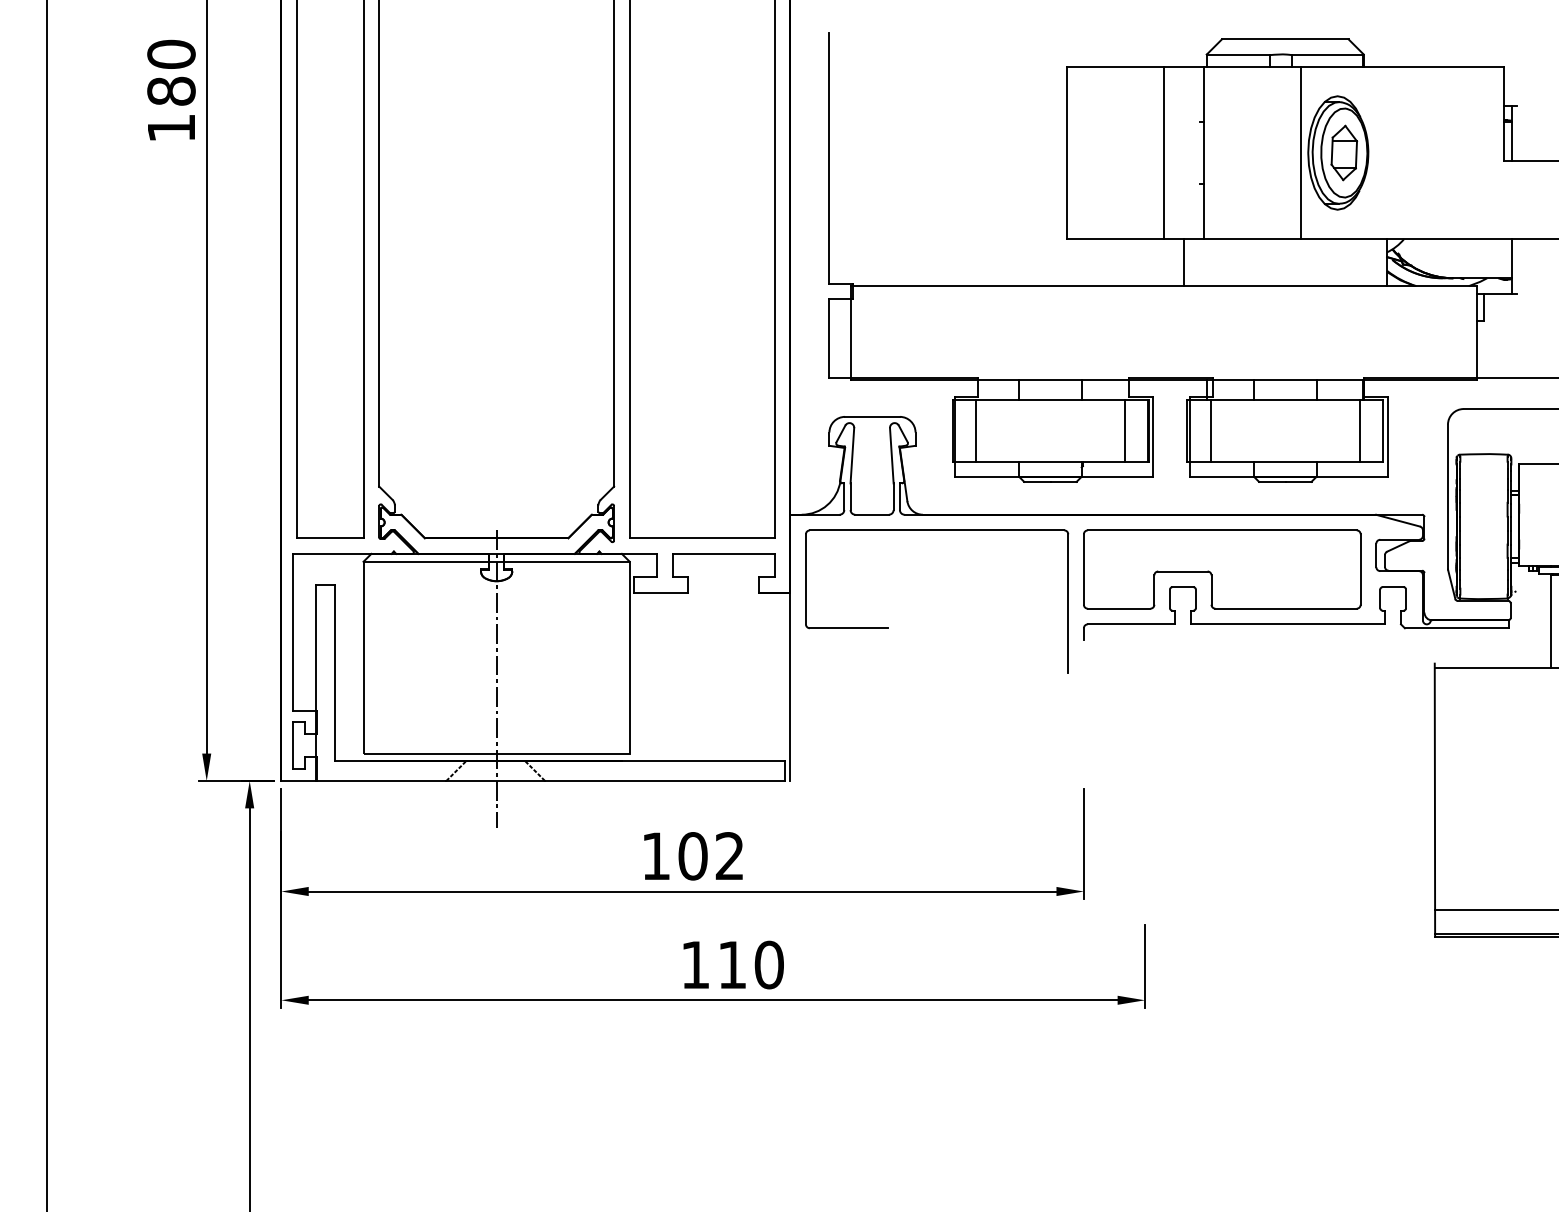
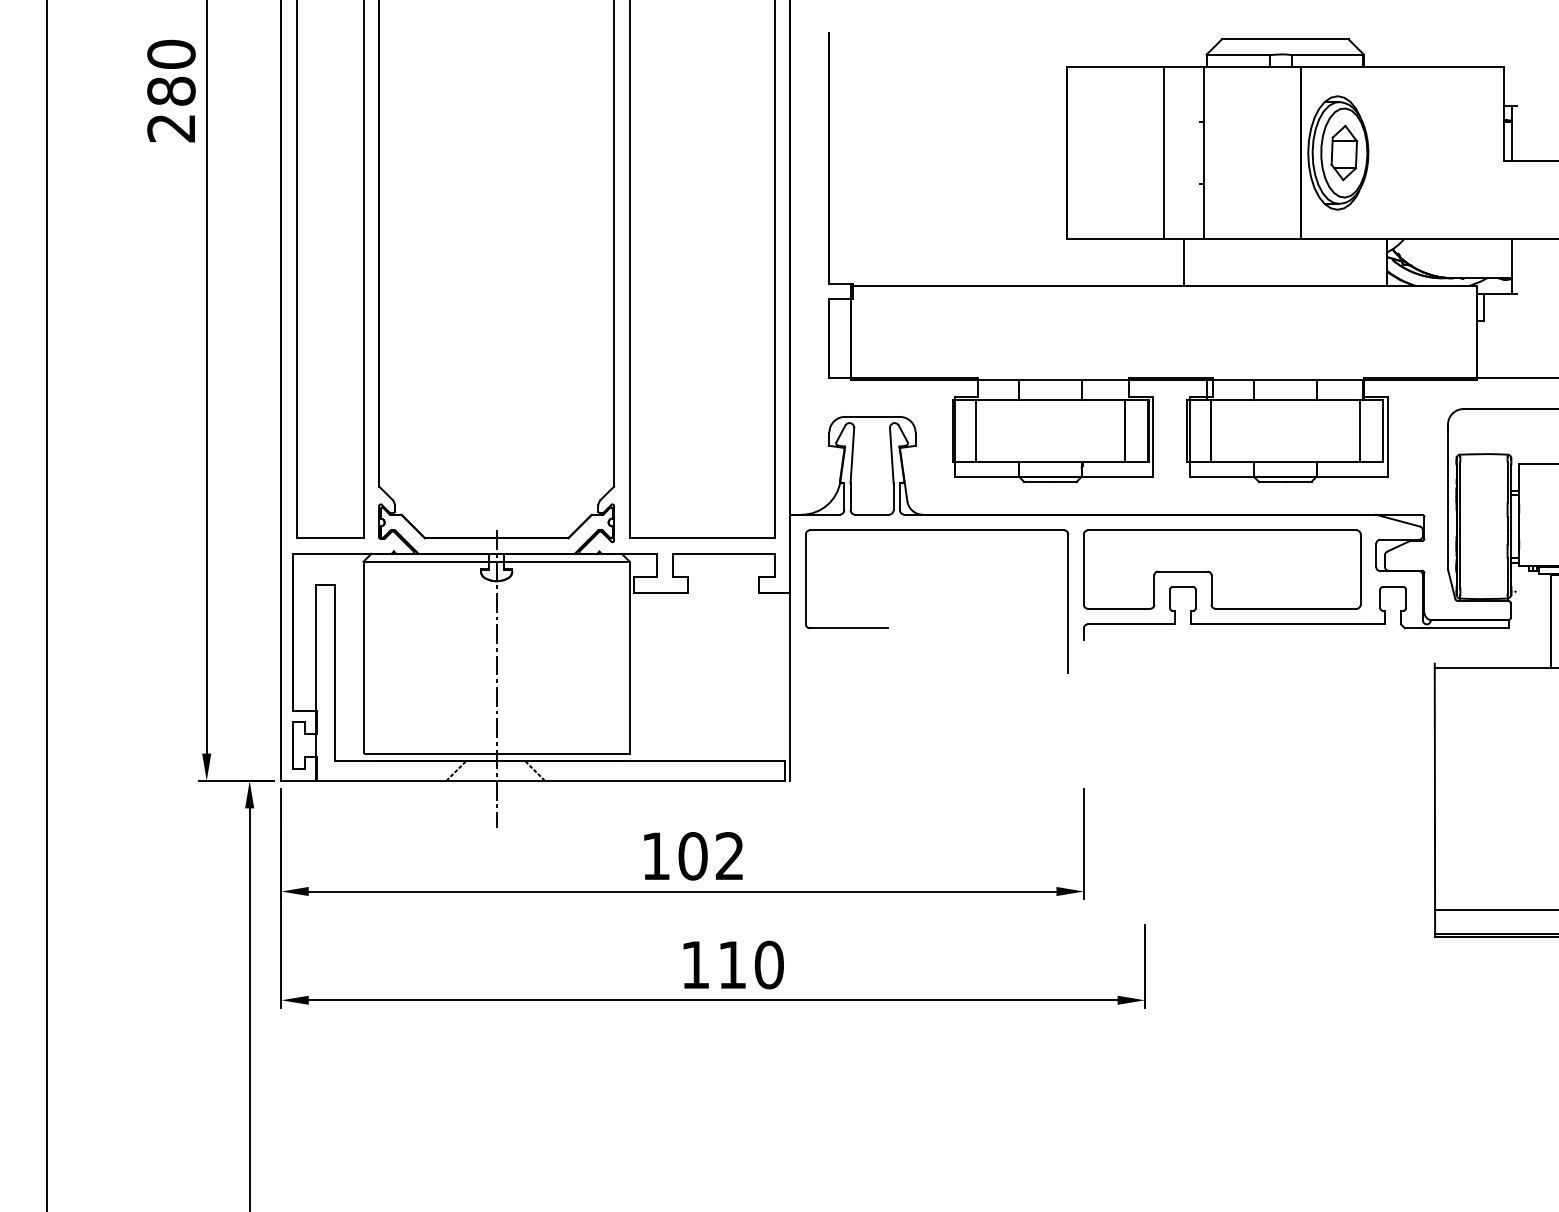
text: 180 -> 280 (170, 128)
